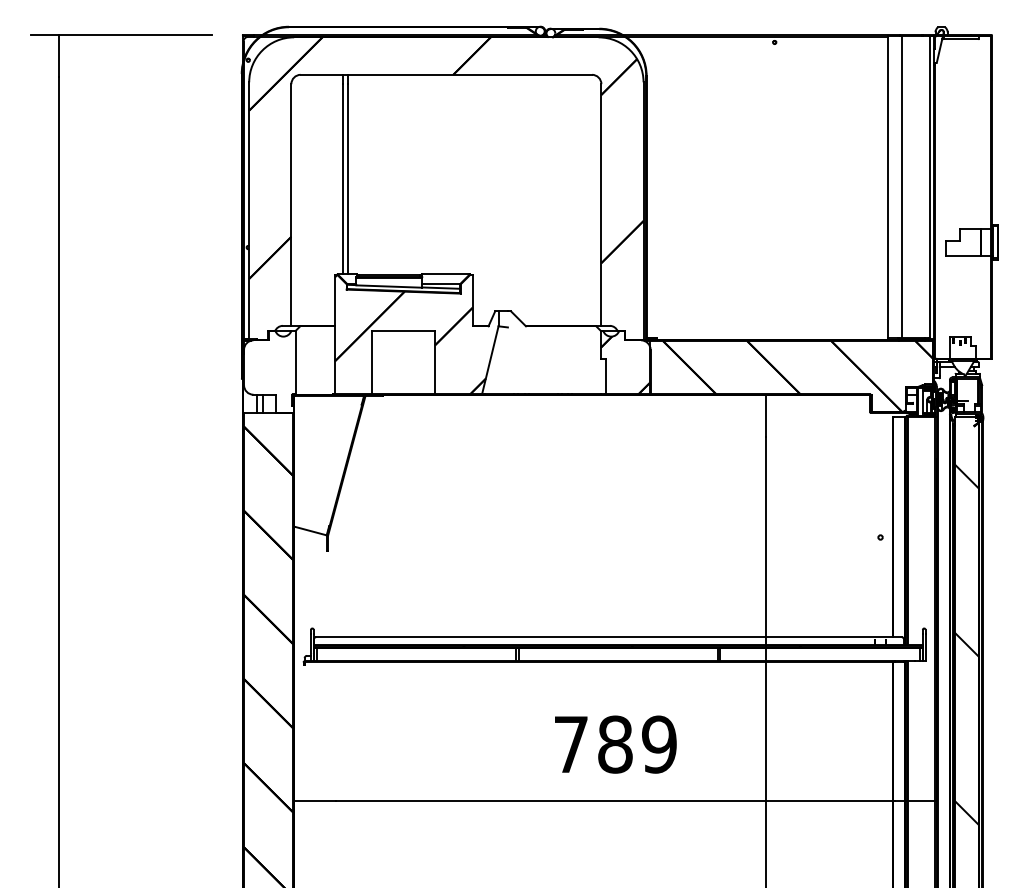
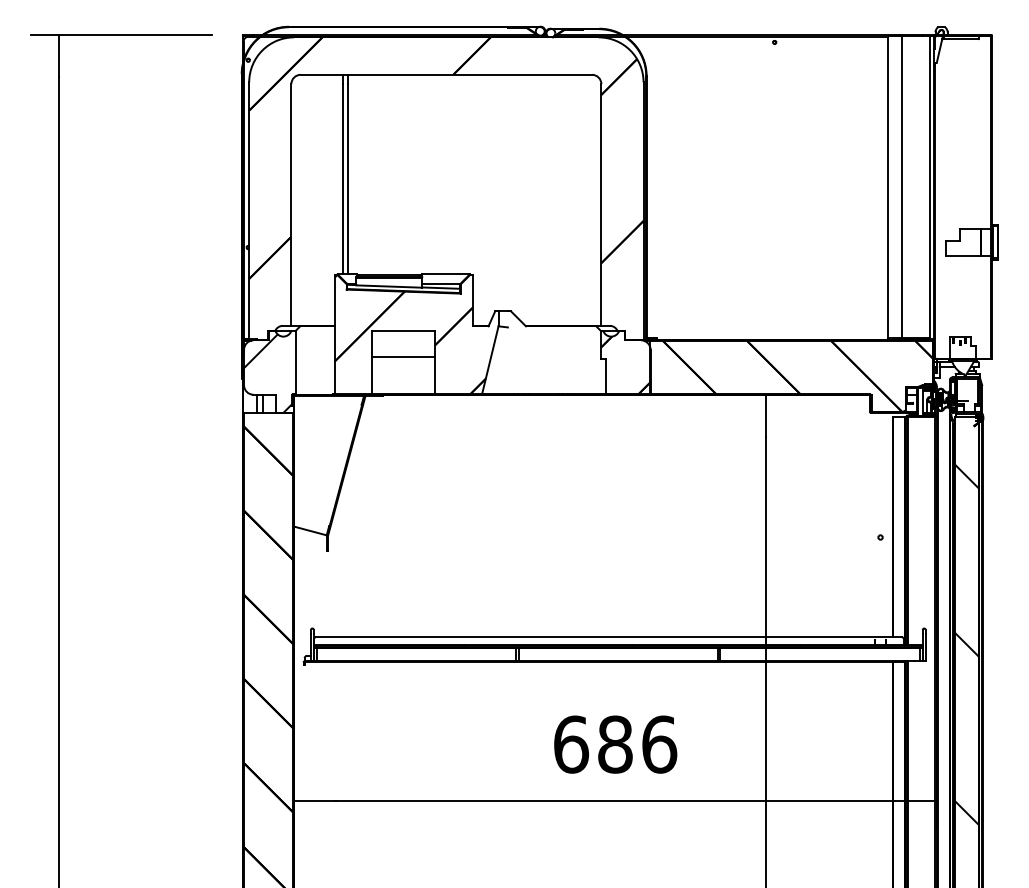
line: none -> present (403, 357)
hatch: none -> present (268, 373)
text: 789 -> 686 (615, 744)
